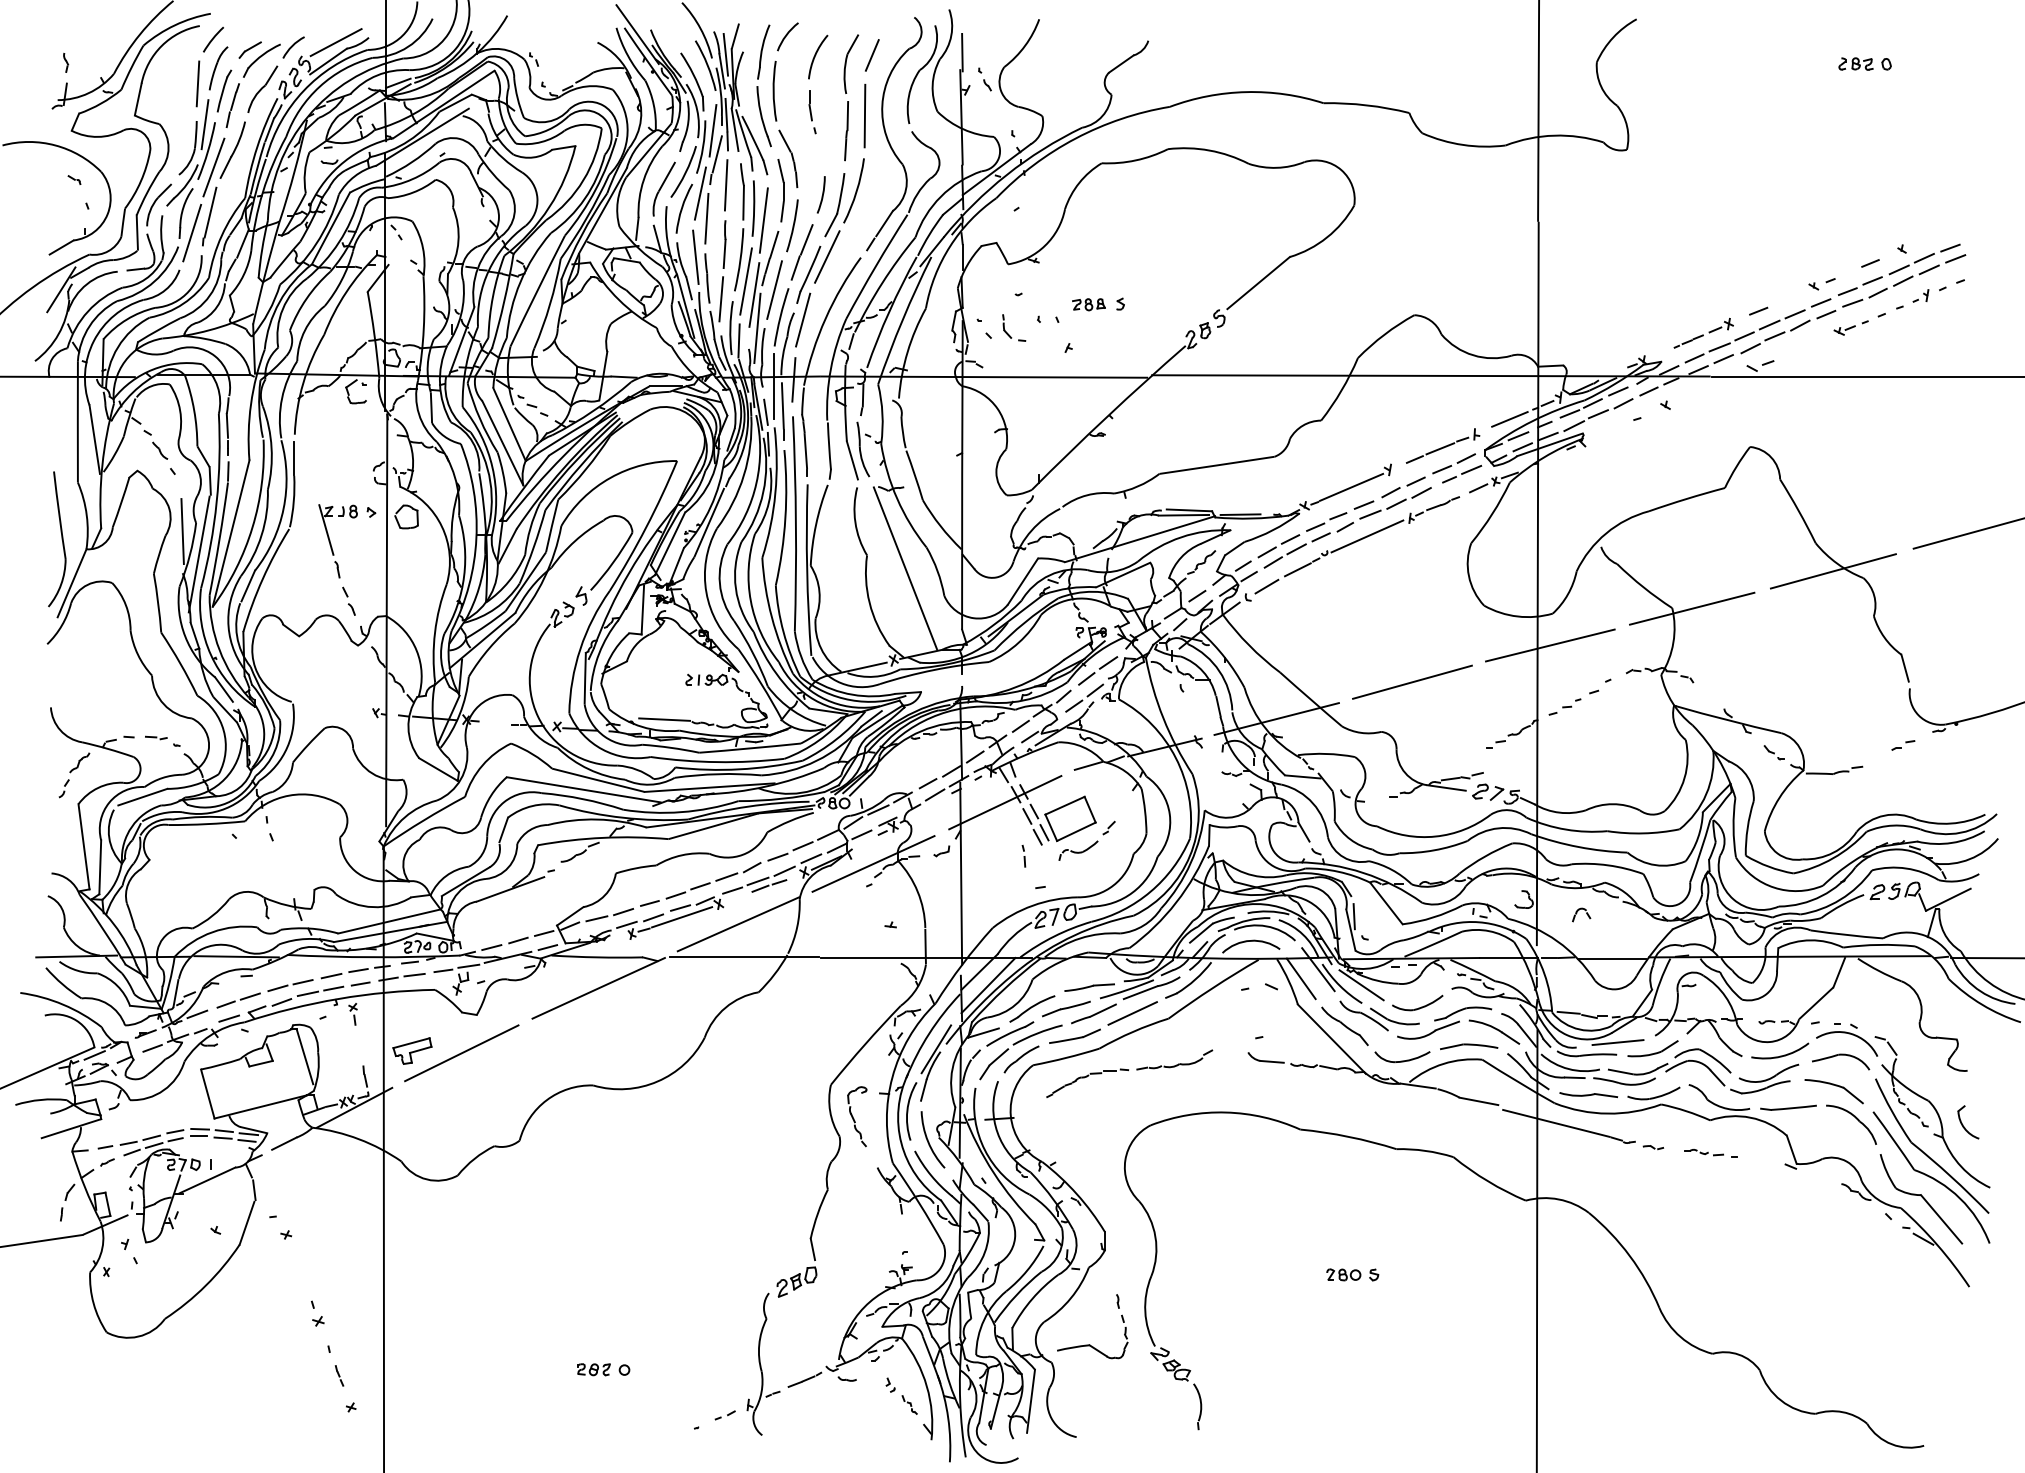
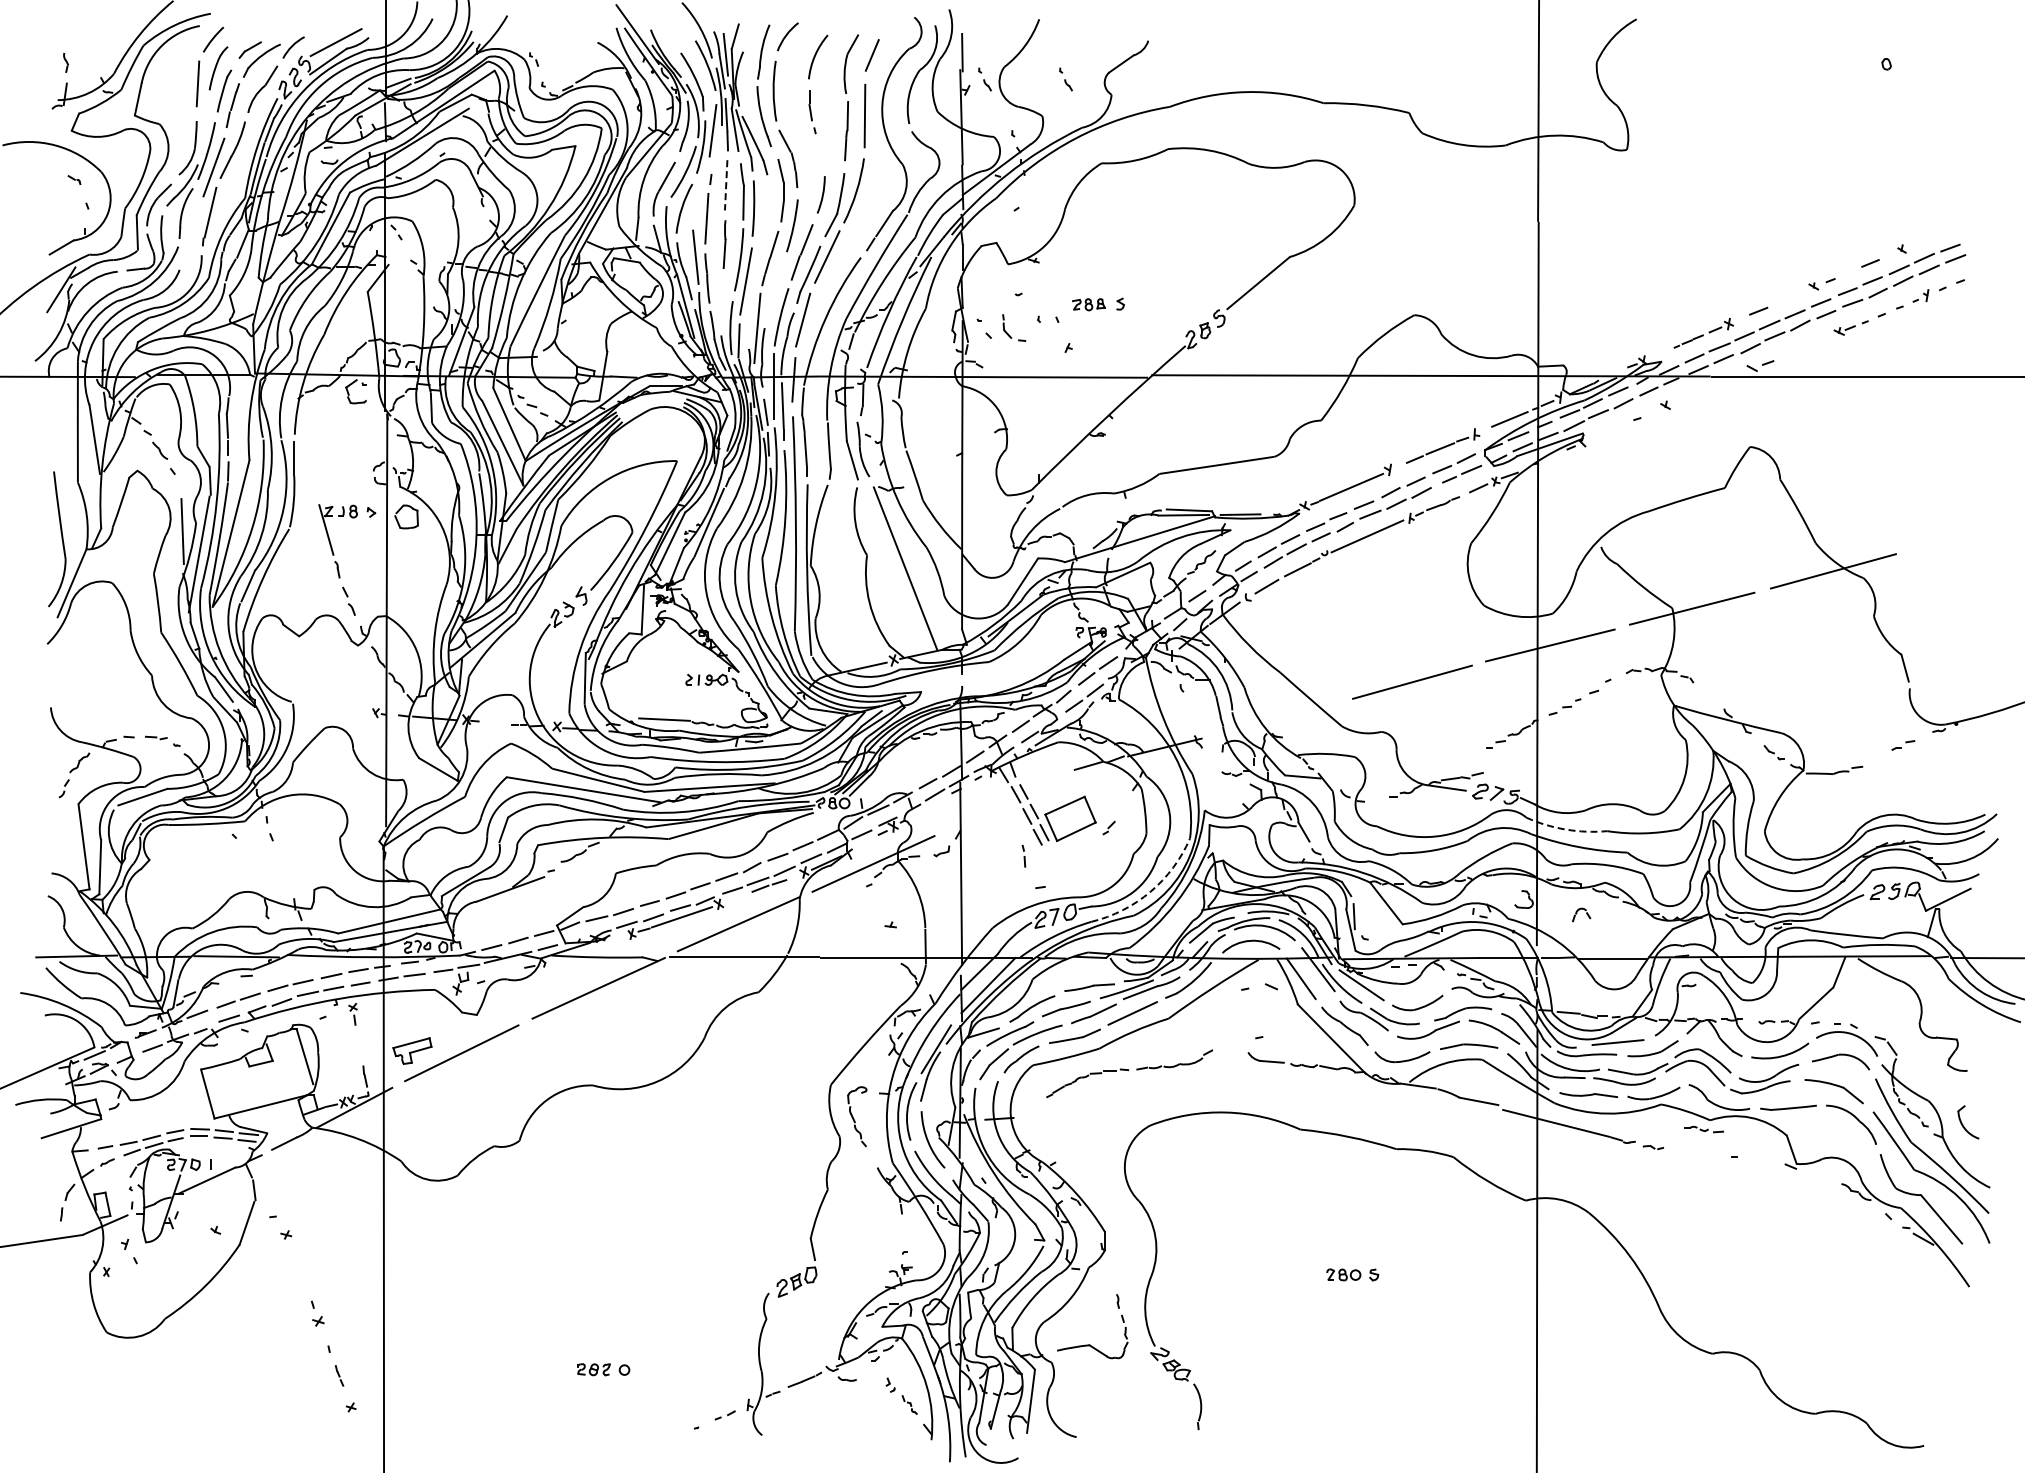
part: present -> none (1855, 63)
part: none -> present (1065, 79)
line: present -> none (204, 124)
line: present -> none (716, 154)
line: solid -> dashed (726, 185)
line: present -> none (699, 193)
line: present -> none (763, 220)
line: present -> none (192, 232)
line: present -> none (774, 289)
line: present -> none (754, 294)
line: present -> none (721, 299)
line: present -> none (1967, 533)
line: present -> none (1276, 718)
line: present -> none (1005, 802)
arc: solid -> dashed (1566, 829)
part: present -> none (1078, 850)
arc: solid -> dashed (1150, 891)
part position: (1703, 1152) -> (1703, 1129) (1703, 1129)
